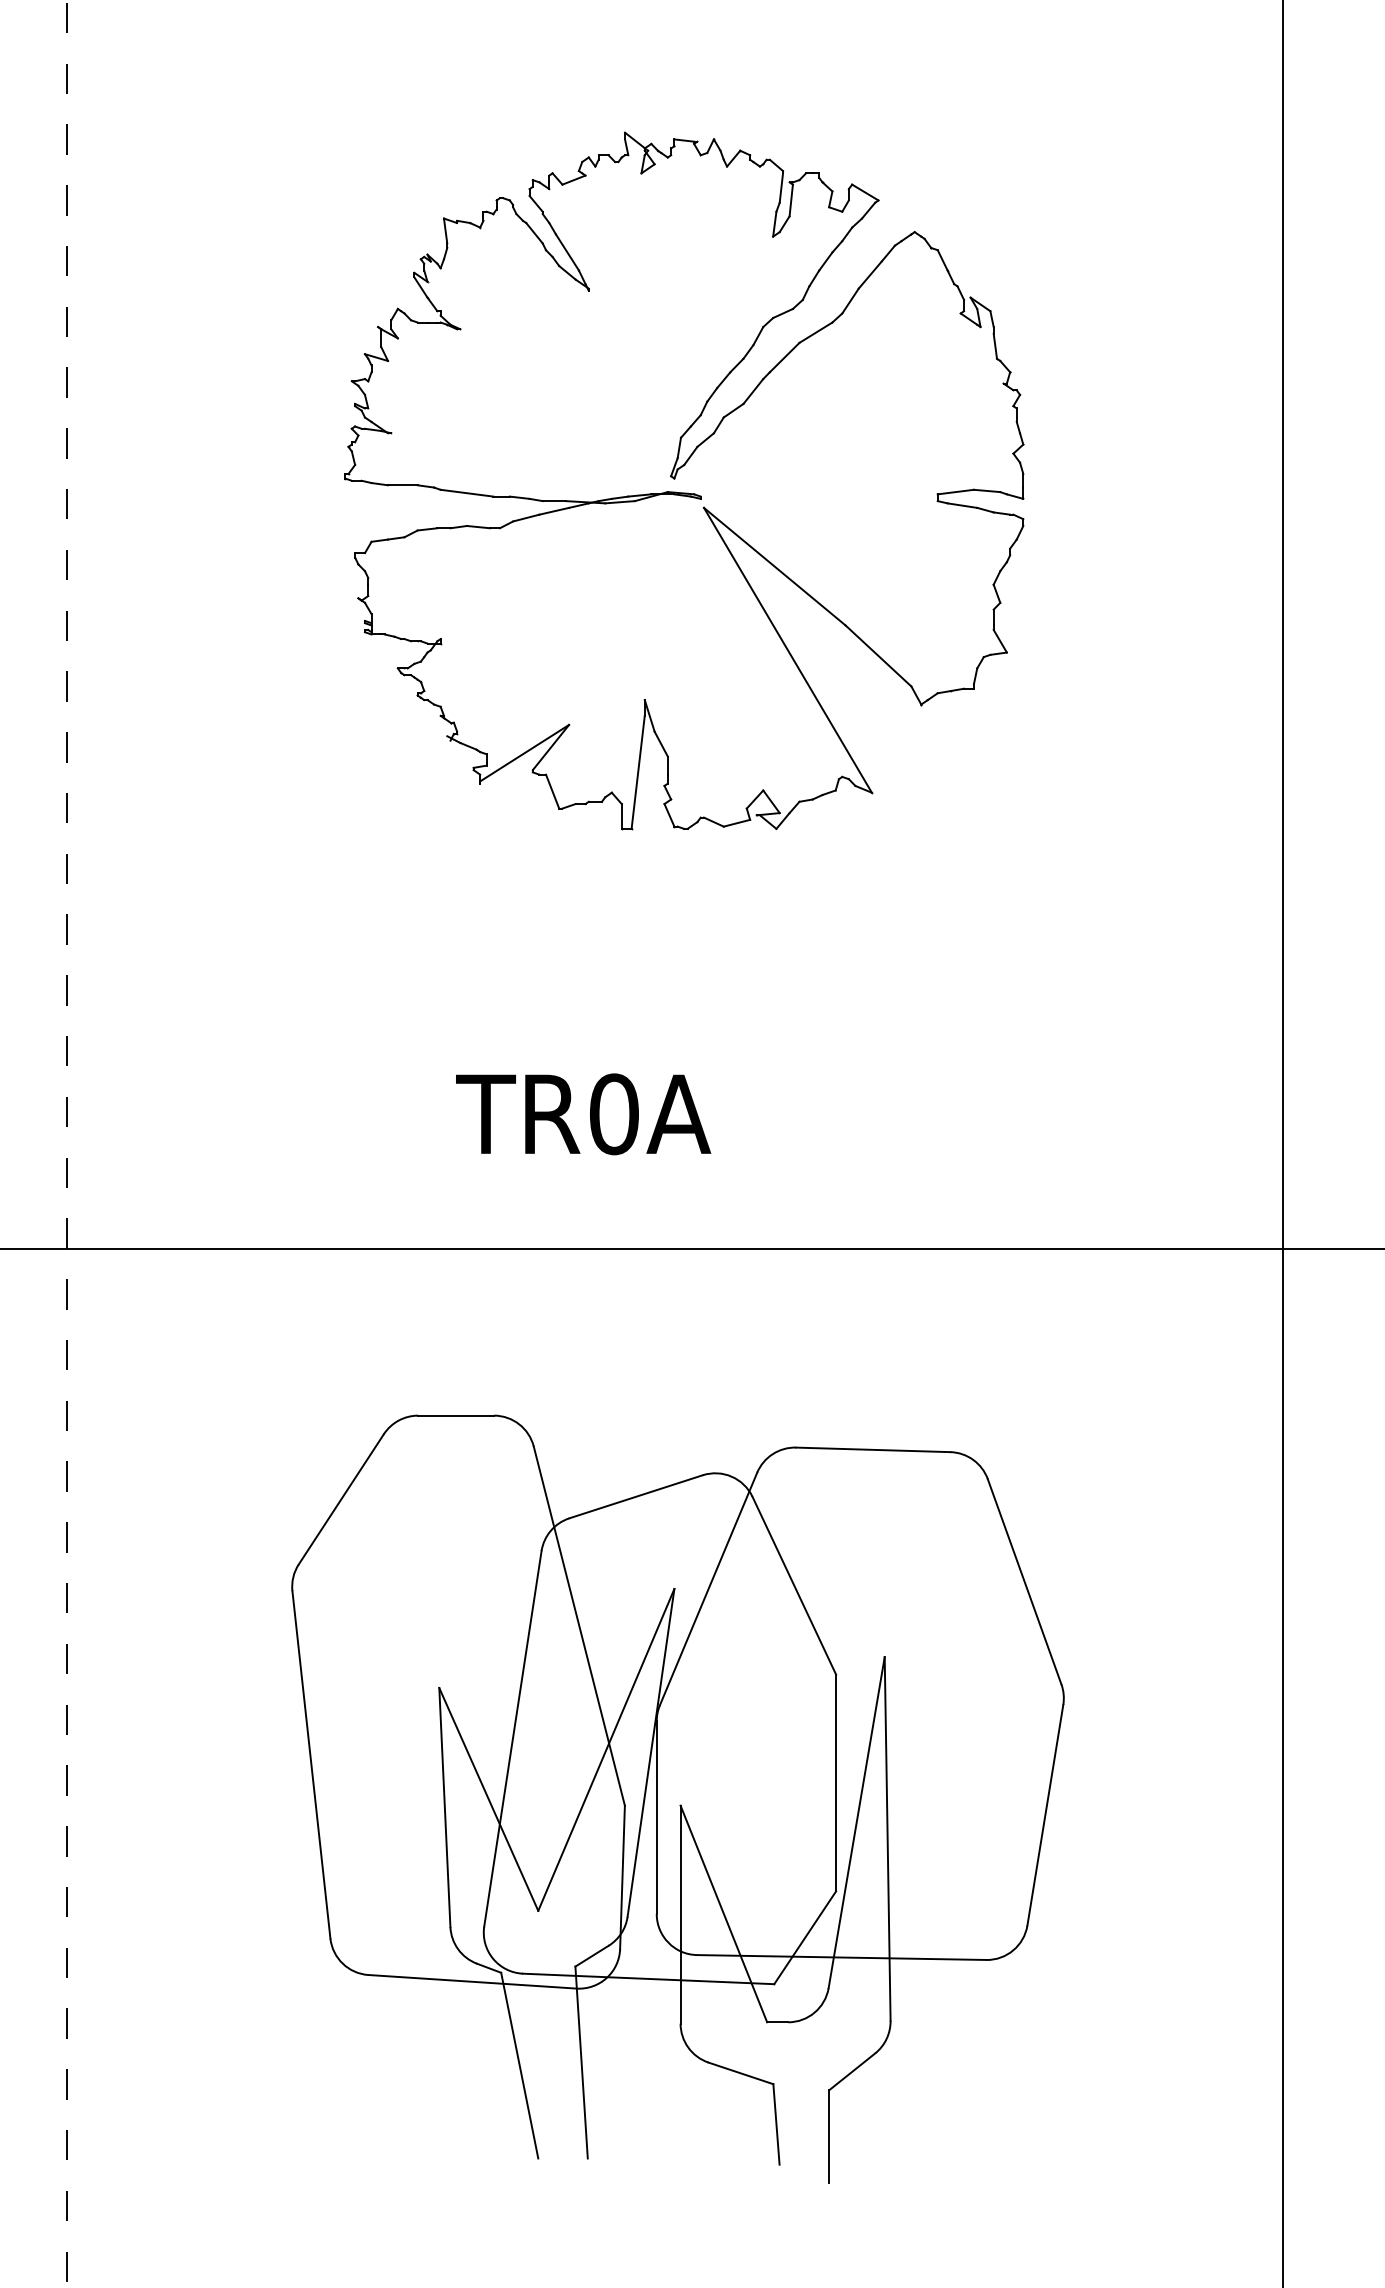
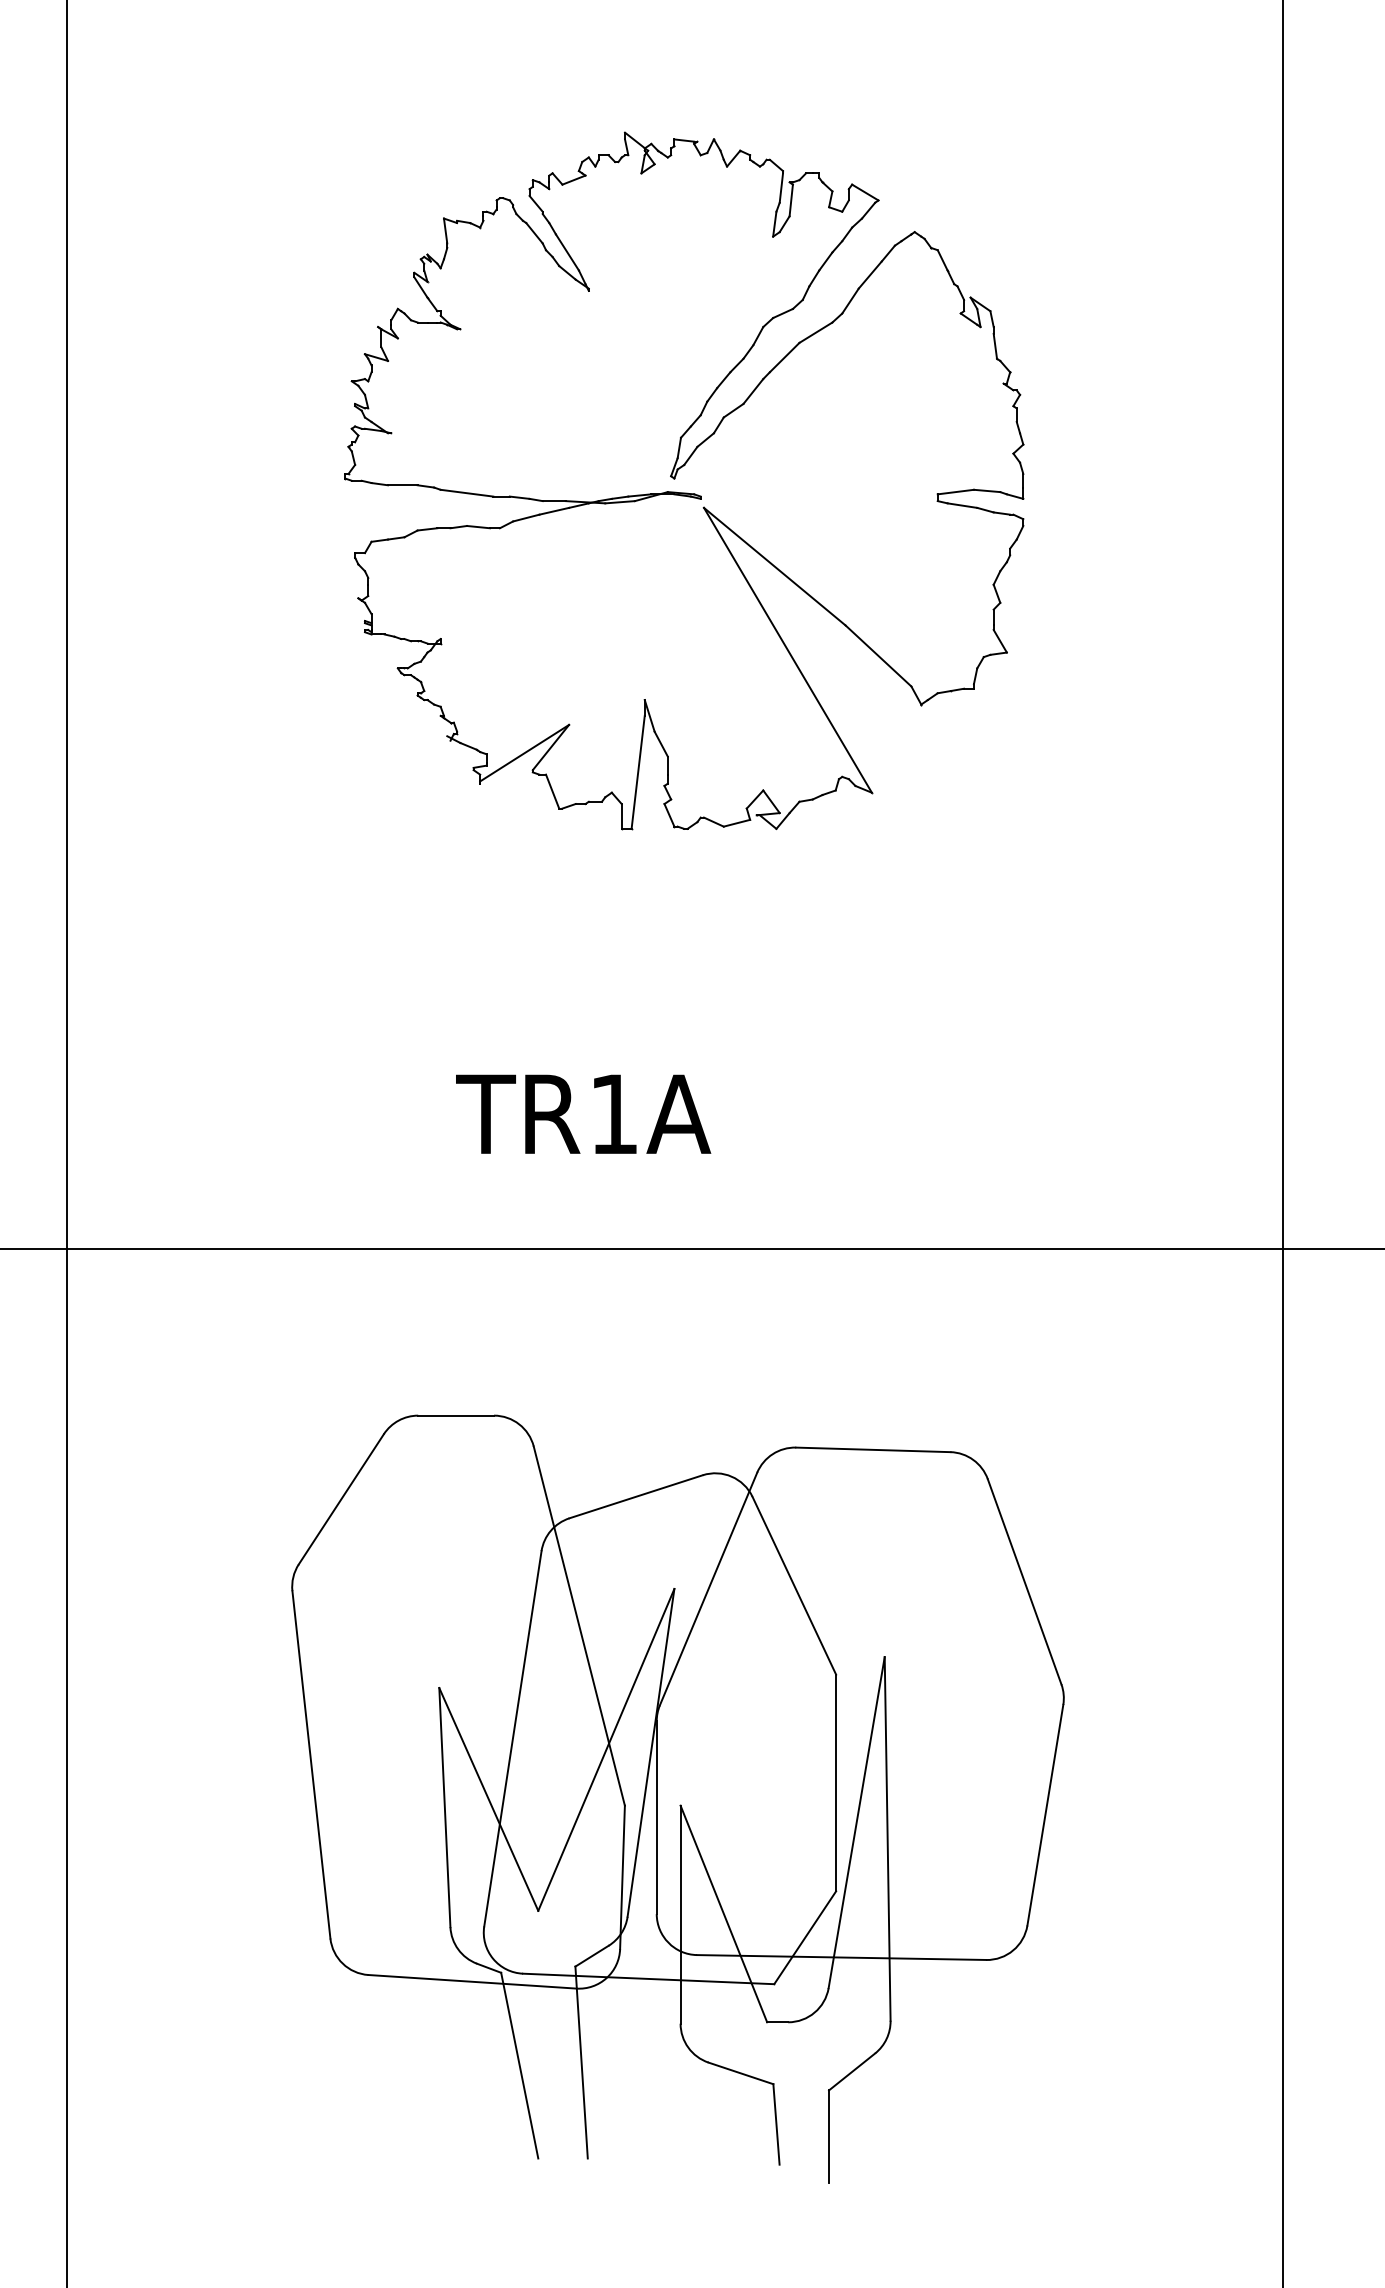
text: TR0A -> TR1A (614, 1114)
line: dashed -> solid (67, 1143)
